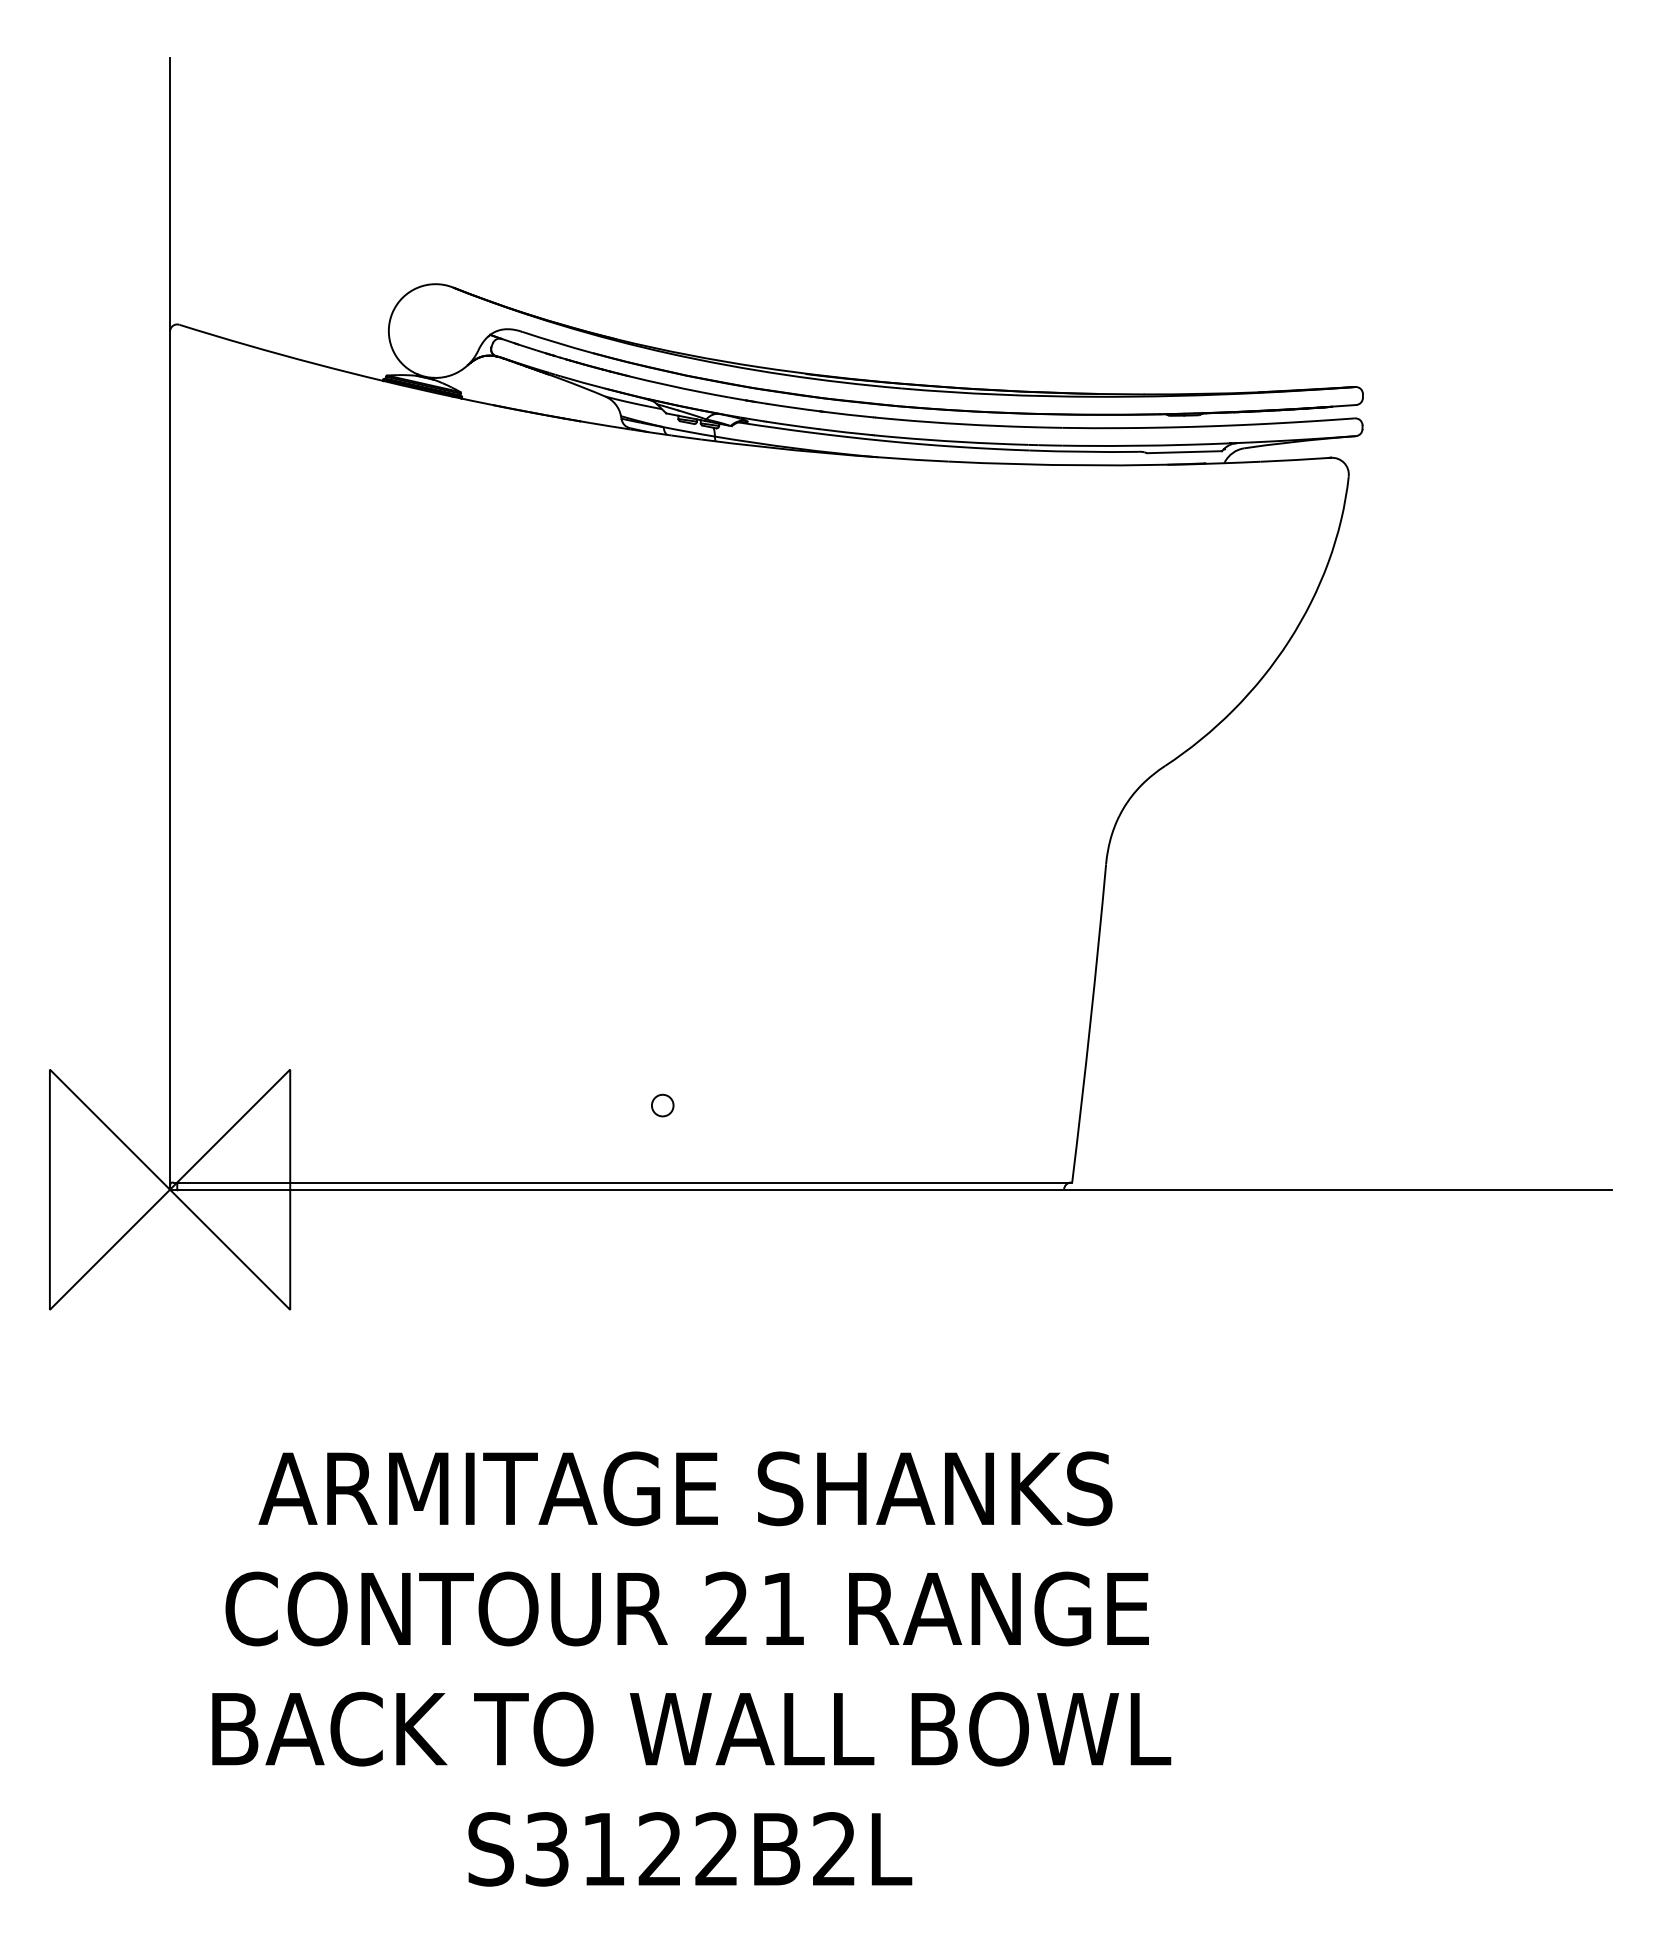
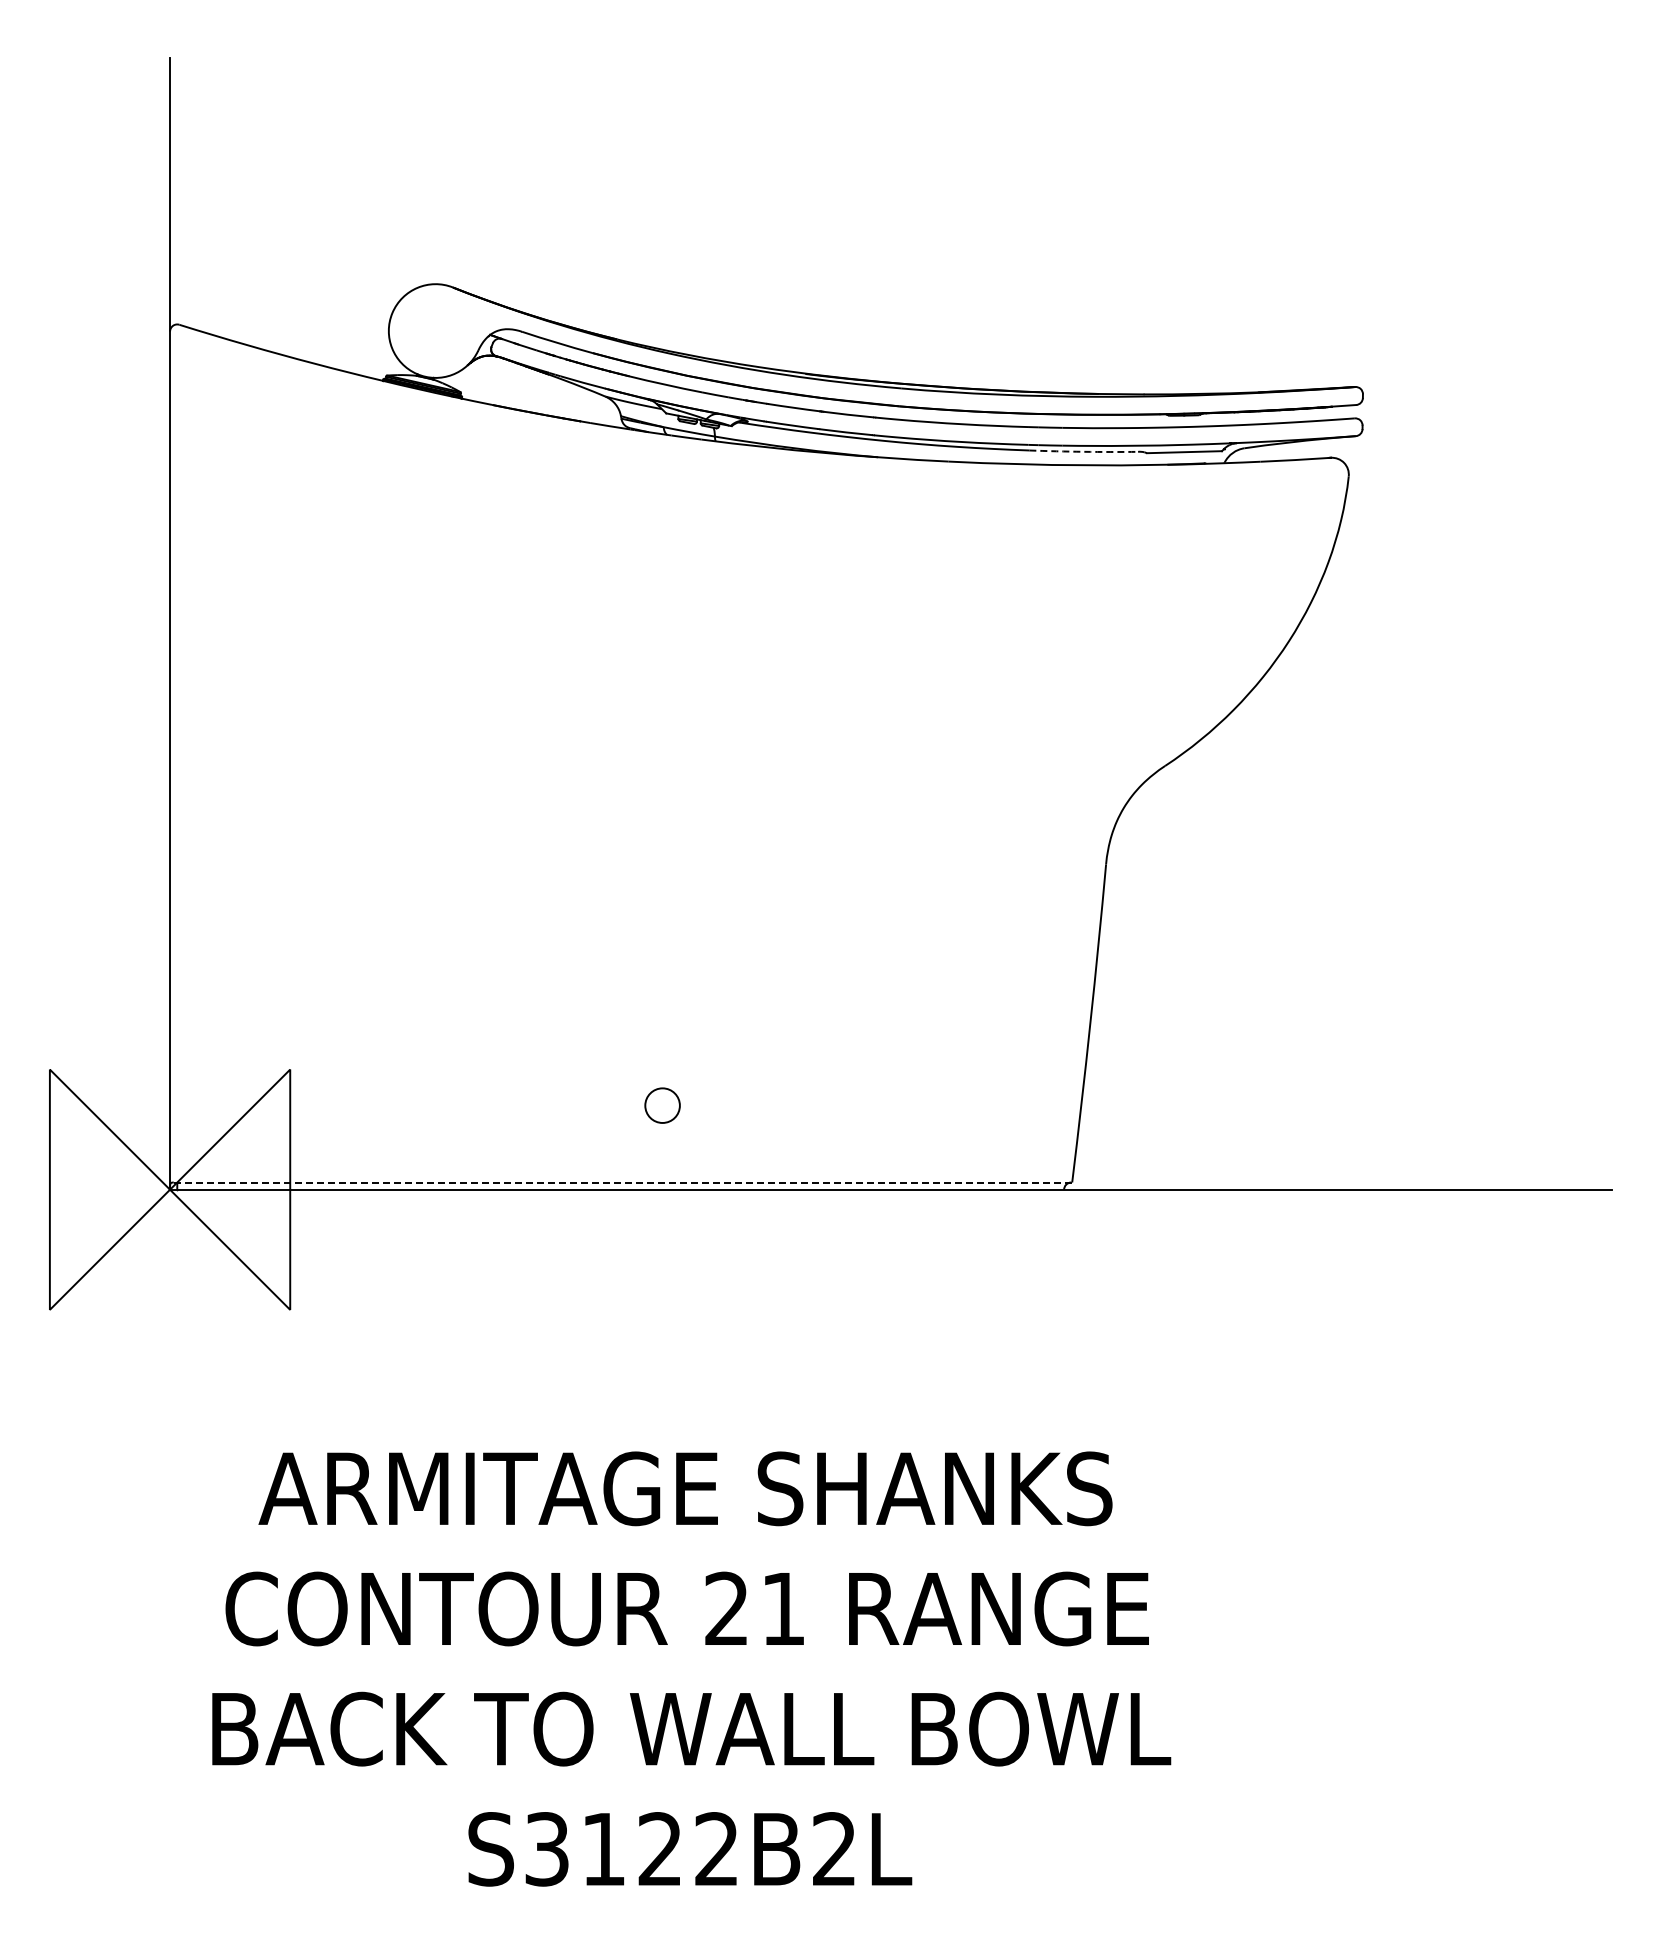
arc: solid -> dashed (1083, 451)
circle size: 24x25 px -> 37x37 px (662, 1105)
line: solid -> dashed (623, 1182)
